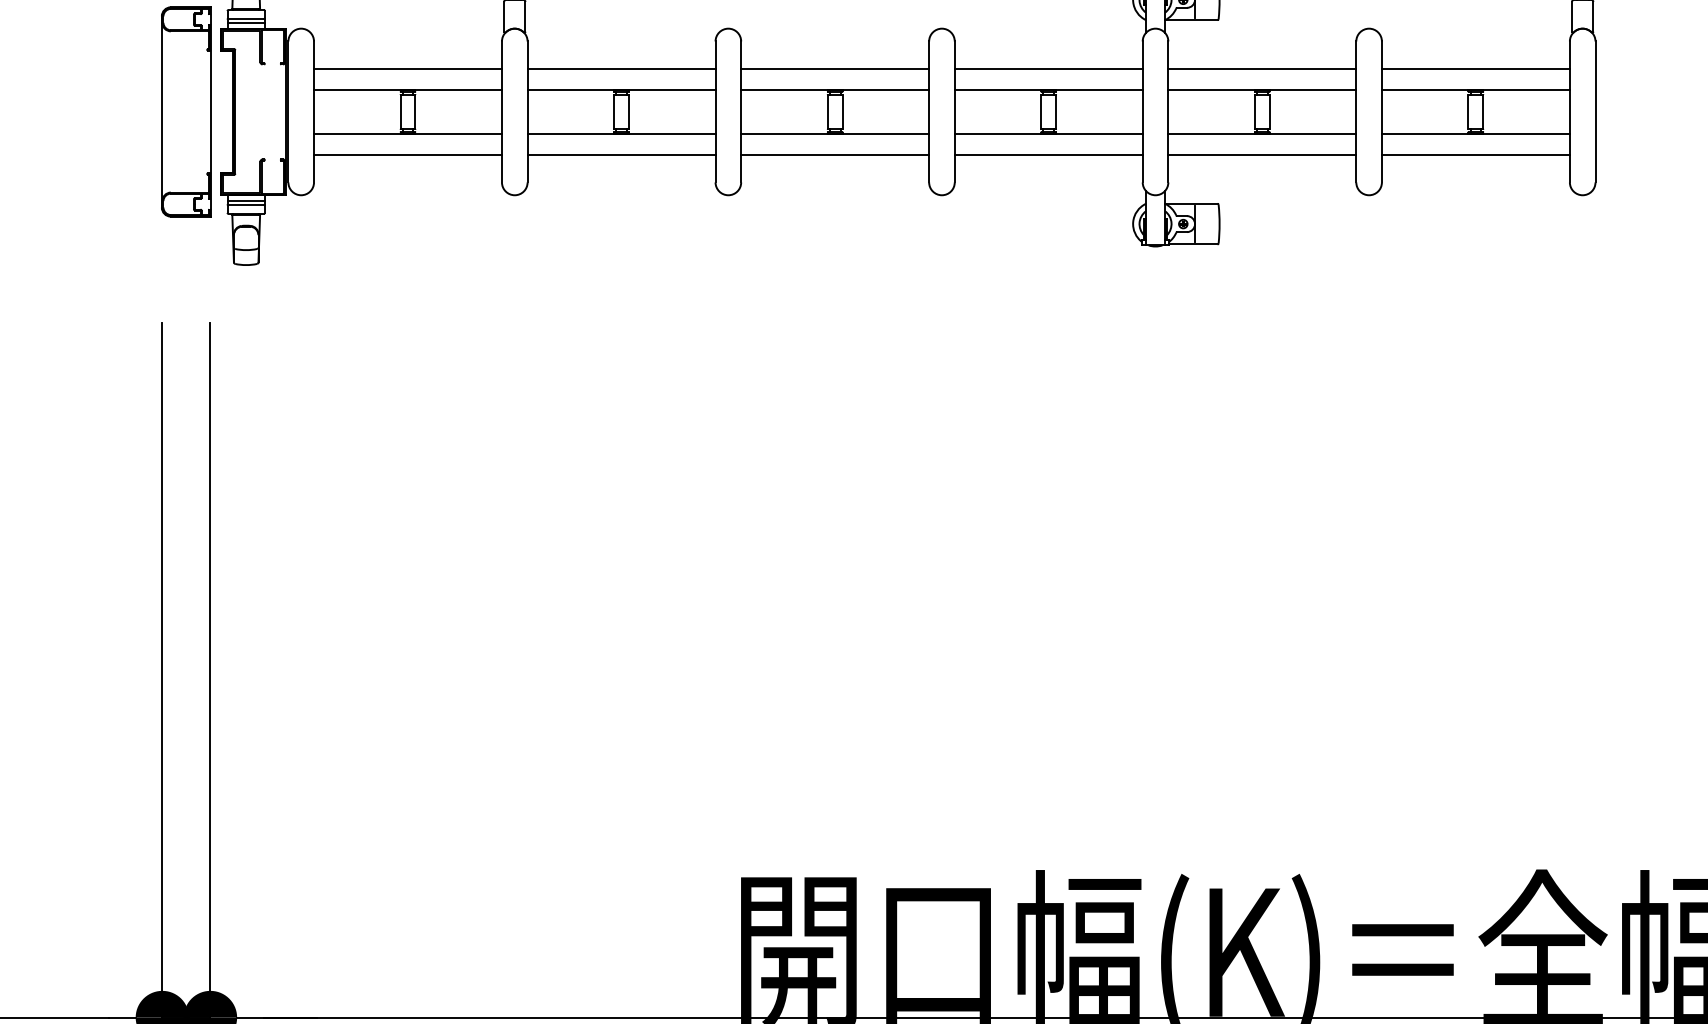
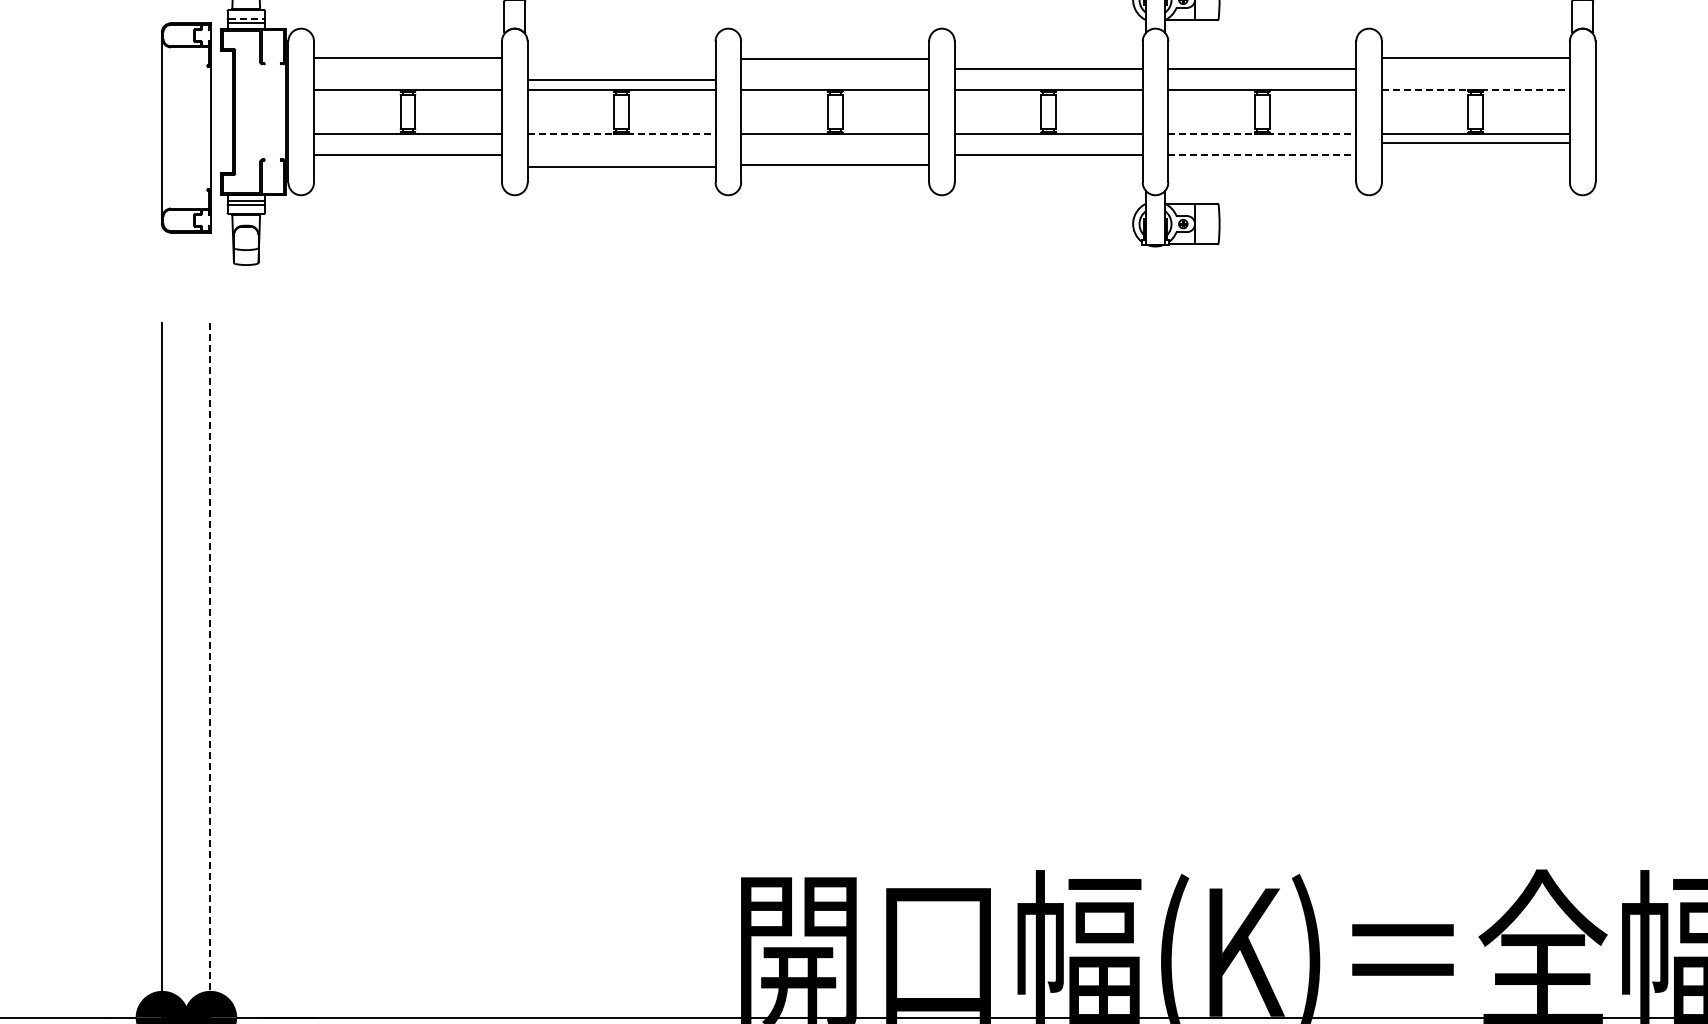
line: solid -> dashed (246, 18)
line position: (407, 68) -> (407, 57) (407, 57)
line position: (621, 68) -> (621, 79) (621, 79)
line position: (835, 68) -> (835, 58) (835, 58)
line position: (1475, 68) -> (1475, 57) (1475, 57)
line: solid -> dashed (1475, 90)
part position: (186, 111) -> (186, 127) (186, 127)
line: solid -> dashed (621, 133)
line: solid -> dashed (1262, 133)
line position: (621, 155) -> (621, 167) (621, 167)
line position: (835, 155) -> (835, 165) (835, 165)
line: solid -> dashed (1262, 155)
line position: (1475, 155) -> (1475, 143) (1475, 143)
line: solid -> dashed (210, 671)
